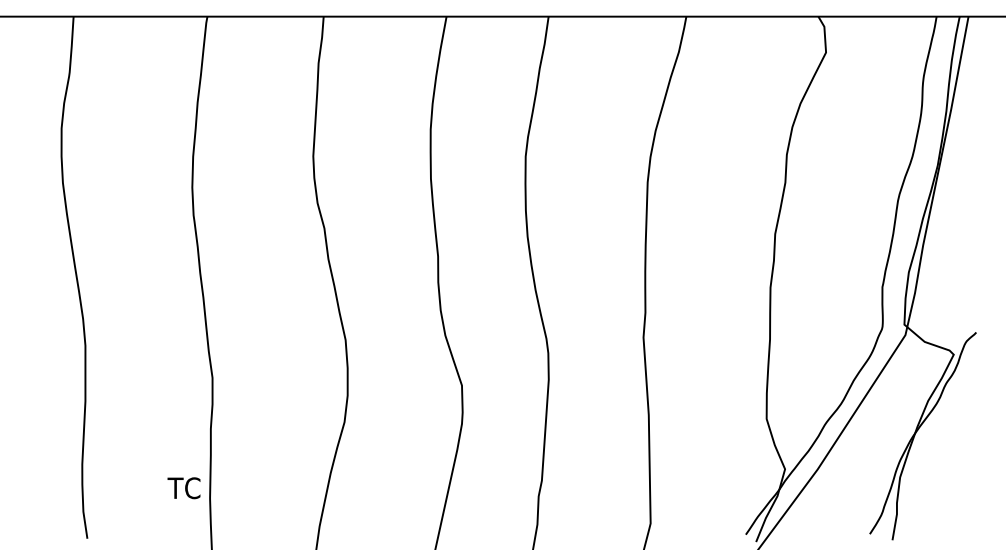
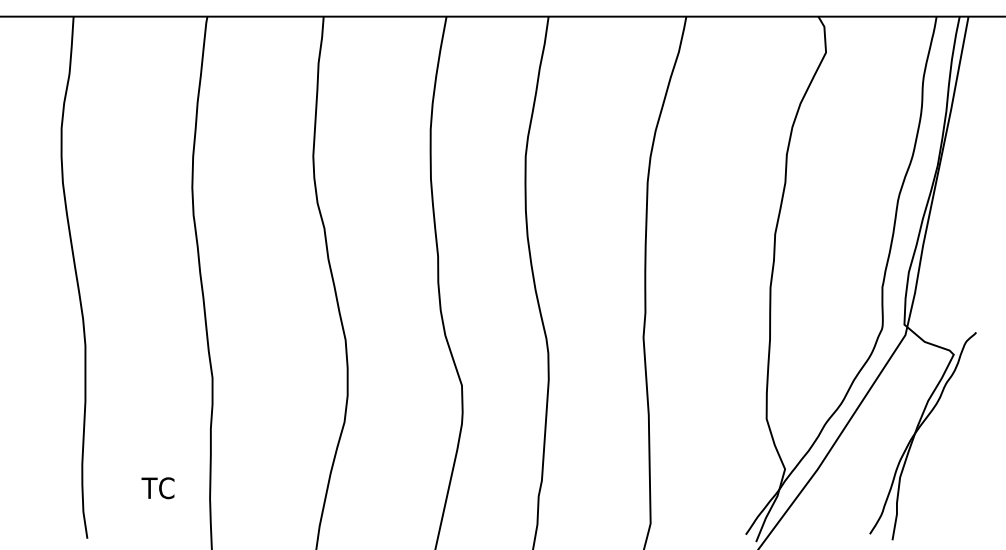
text position: (183, 488) -> (157, 488) (157, 488)
